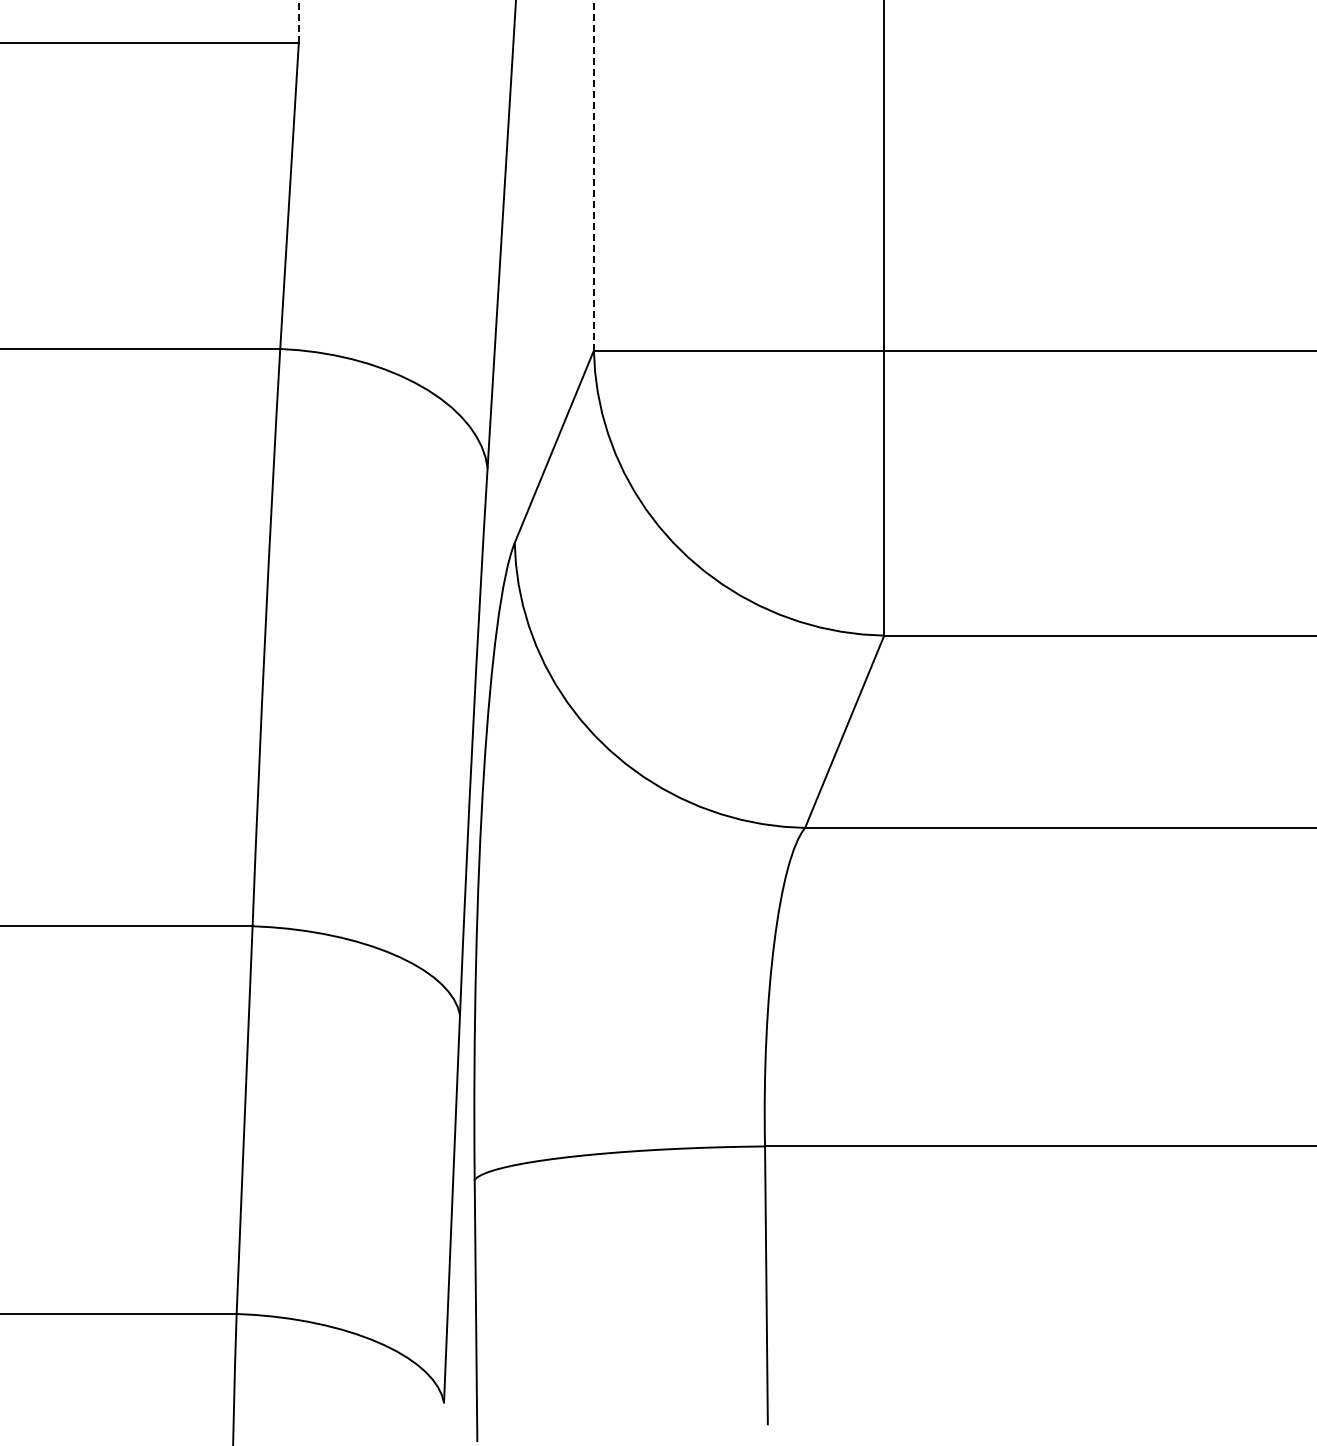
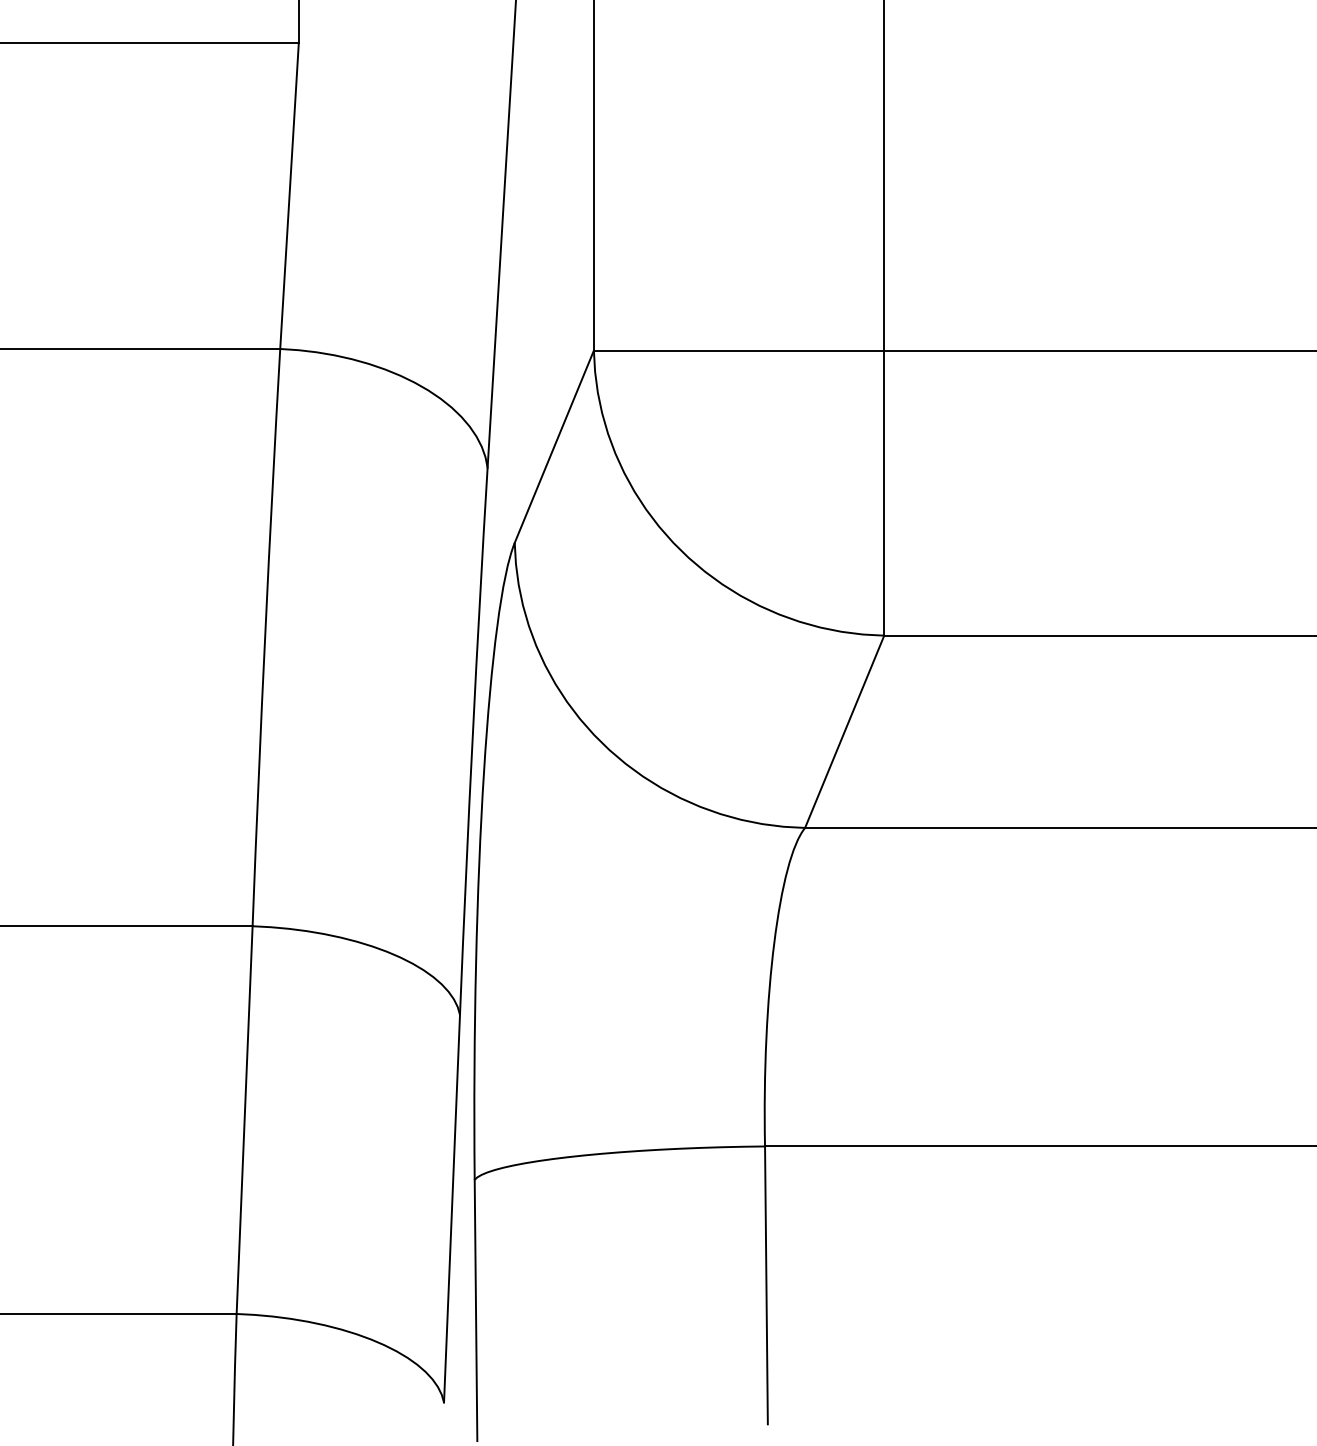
line: dashed -> solid (298, 21)
line: dashed -> solid (593, 175)
